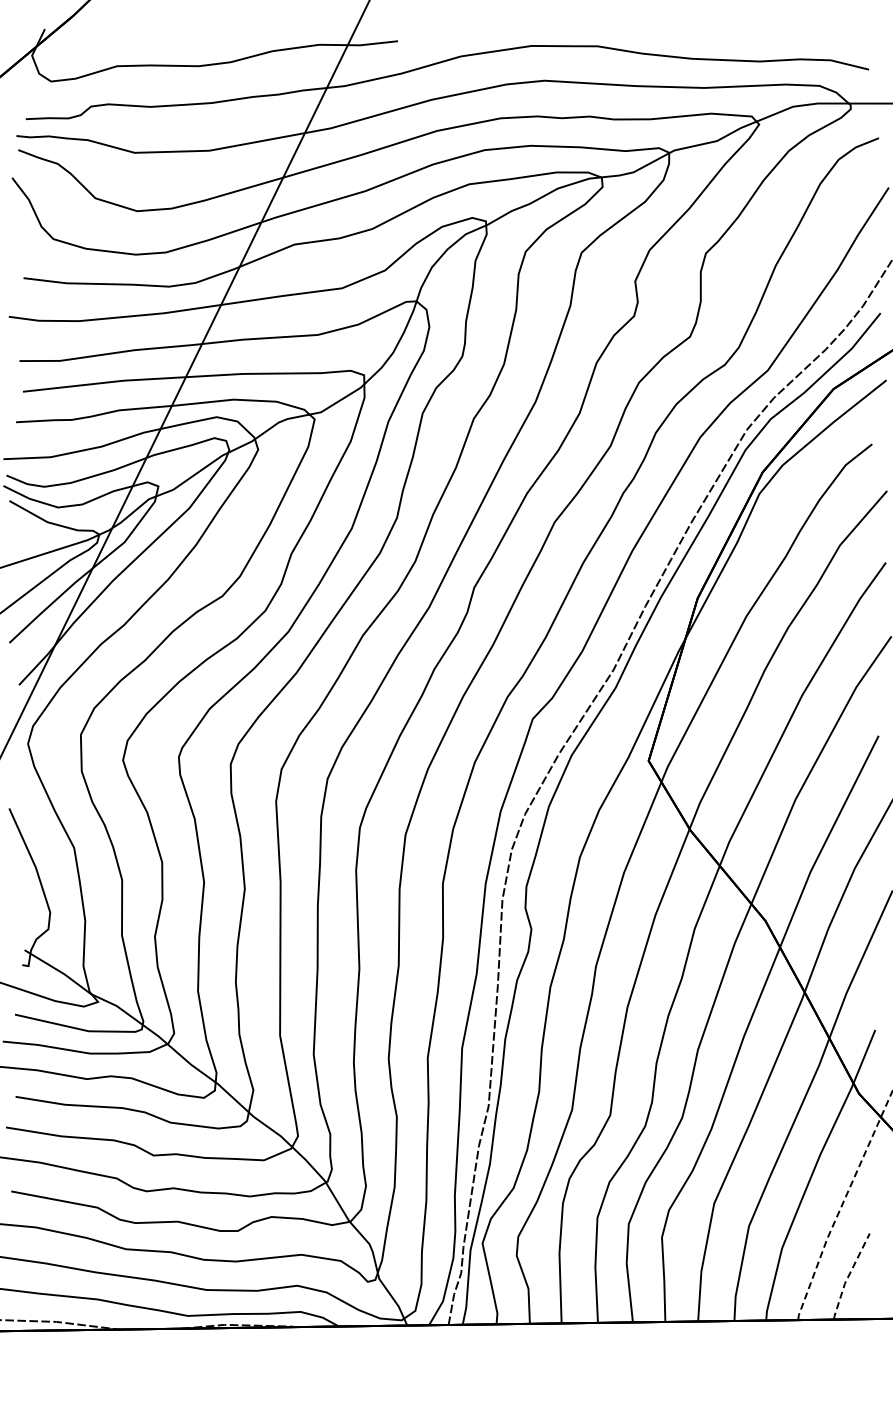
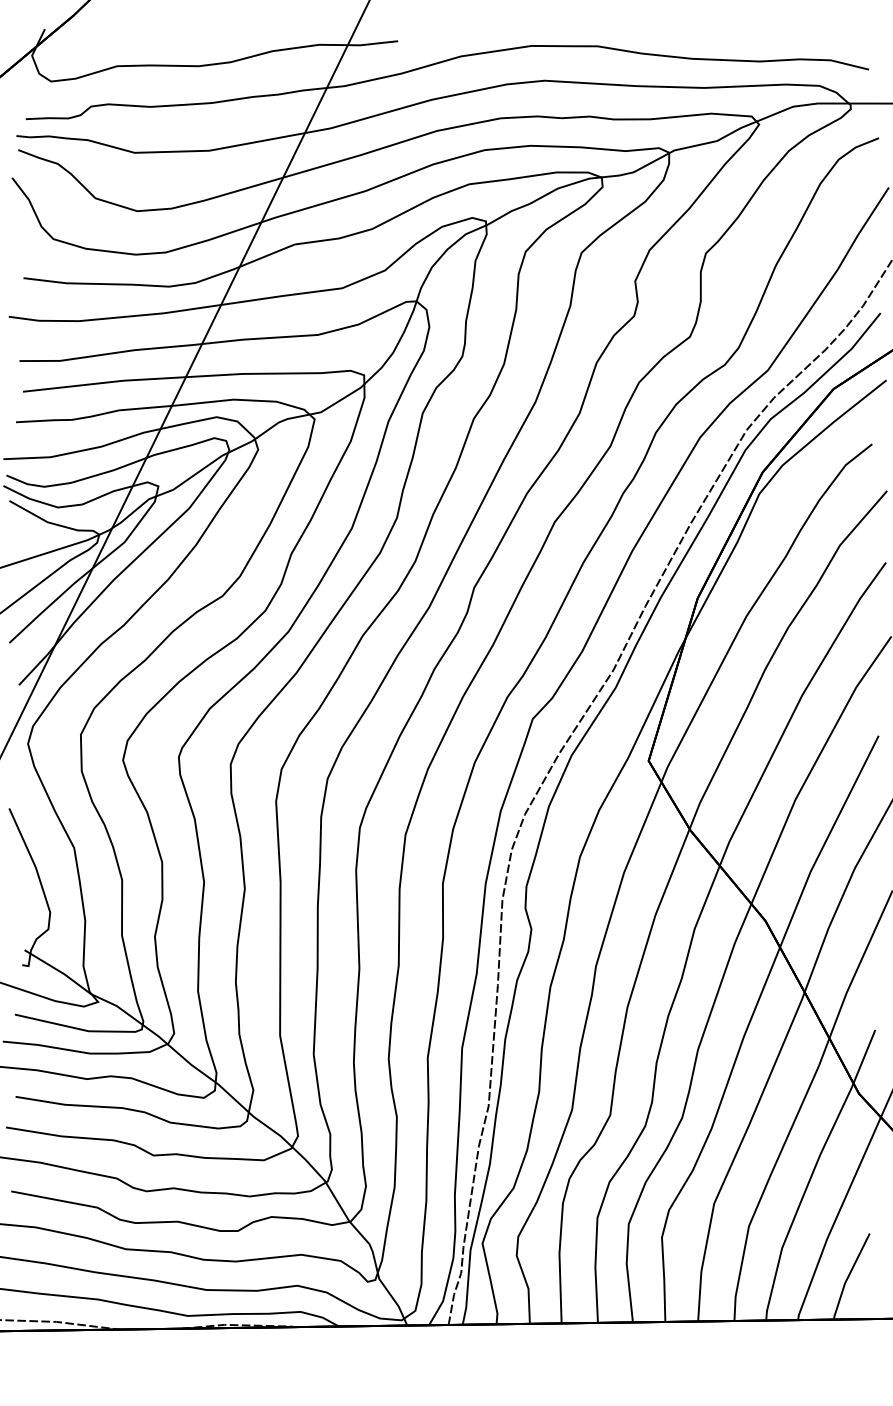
line: dashed -> solid (842, 1205)
line: dashed -> solid (848, 1276)
